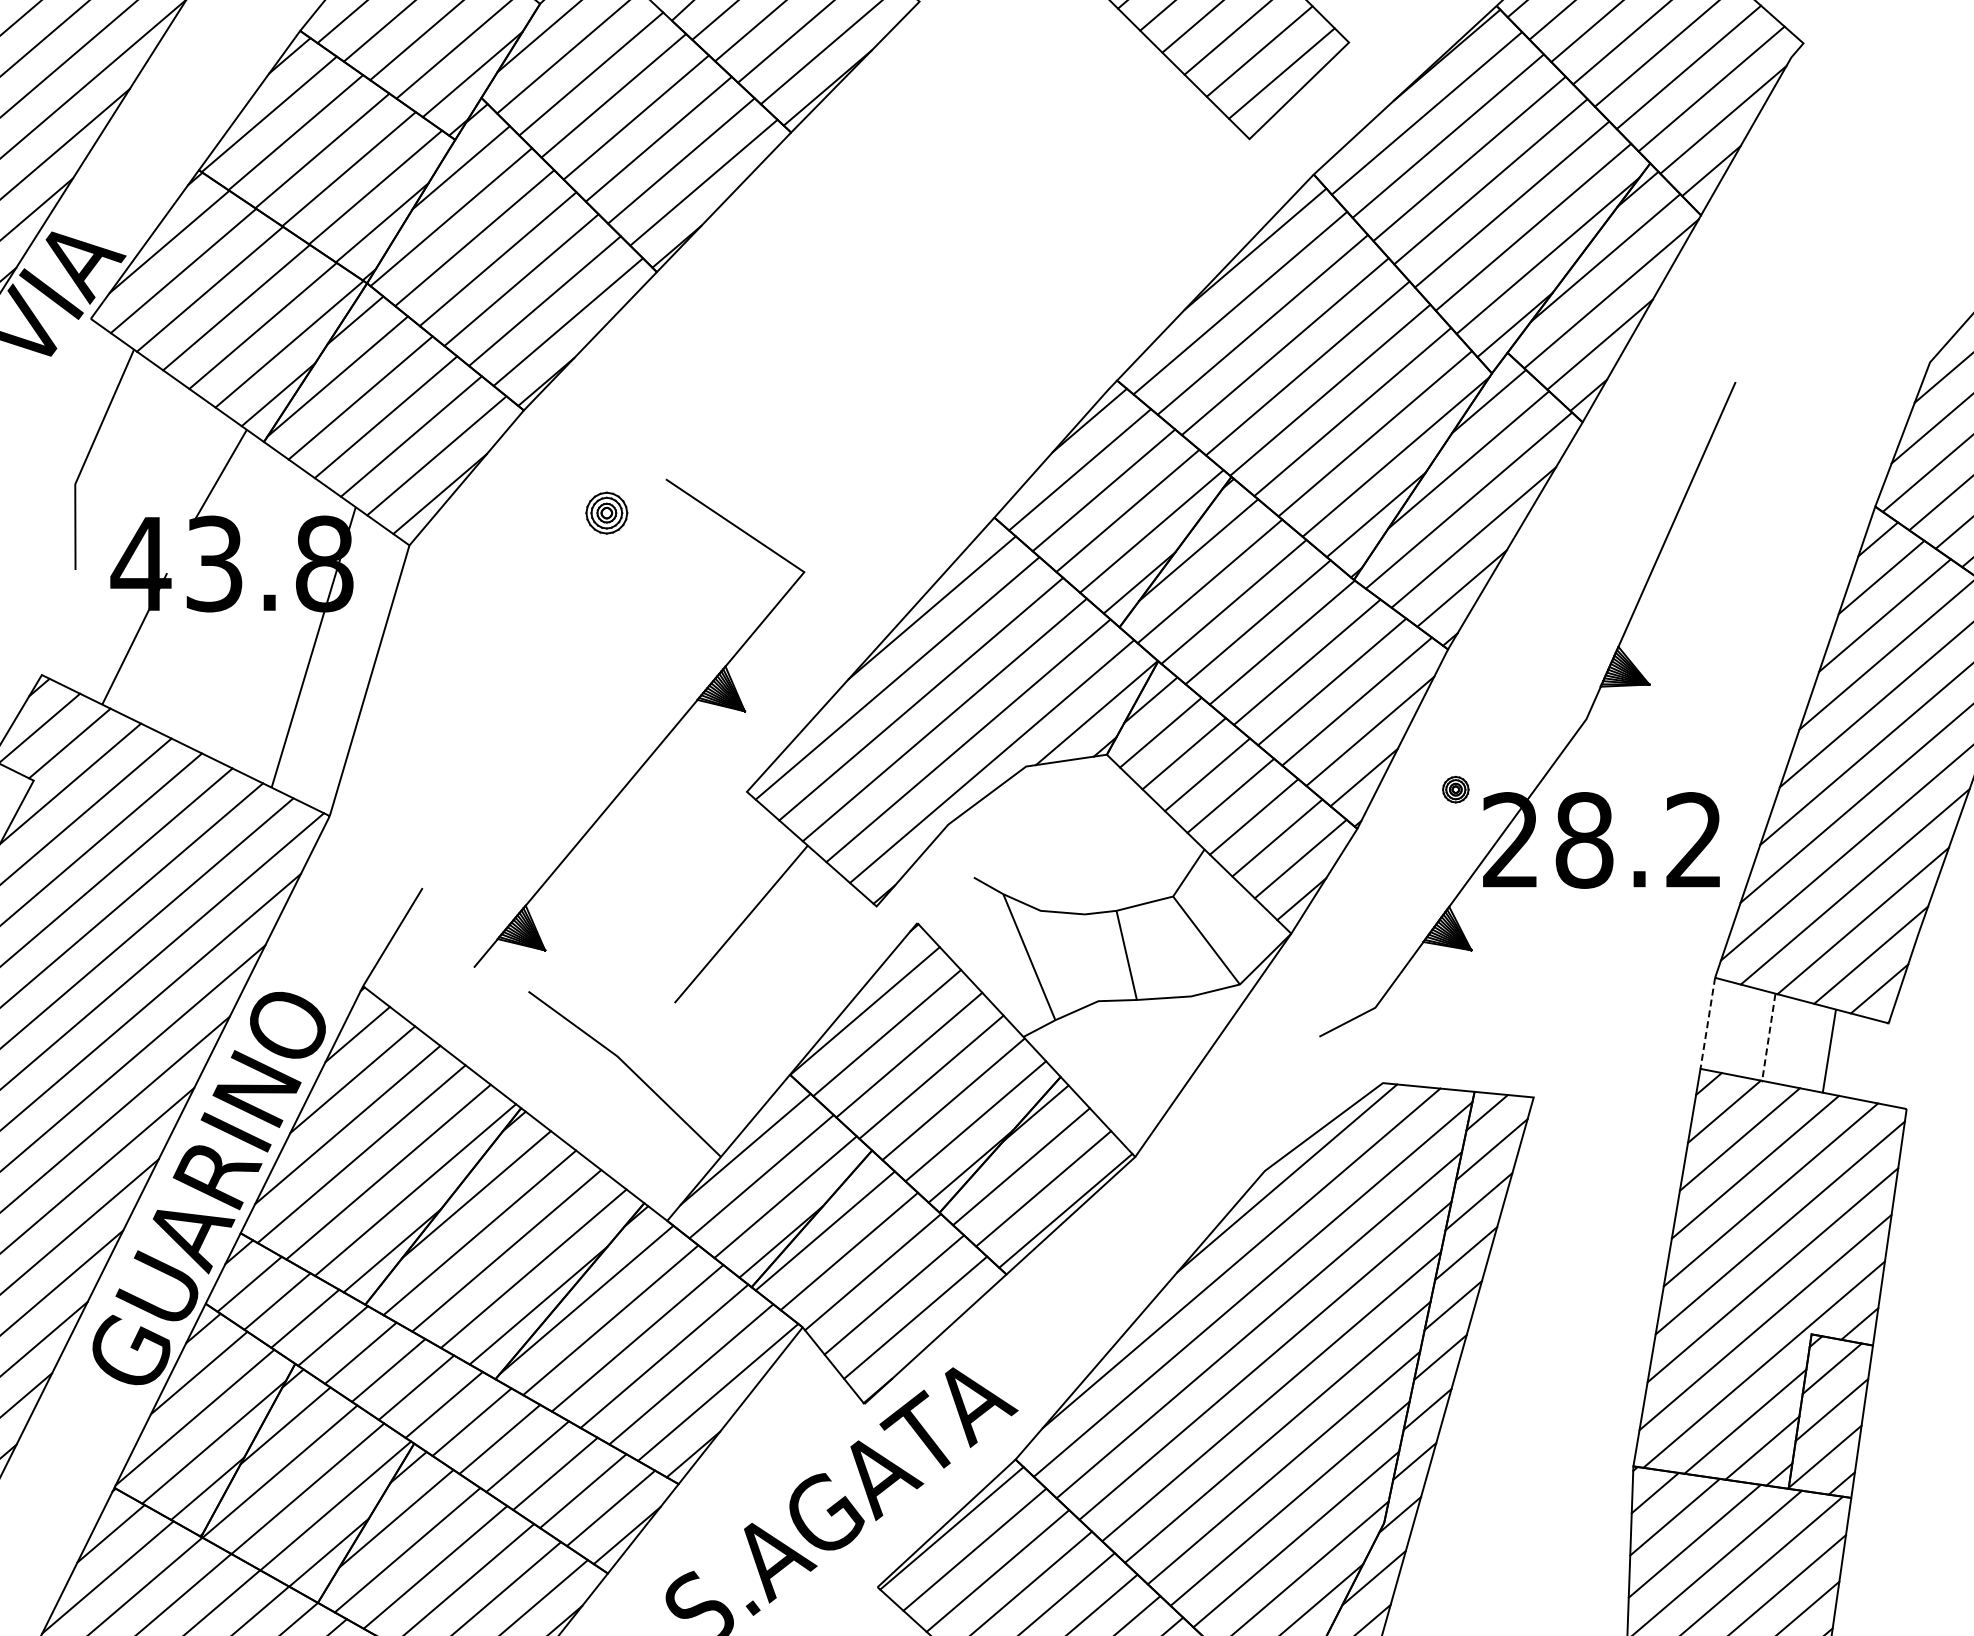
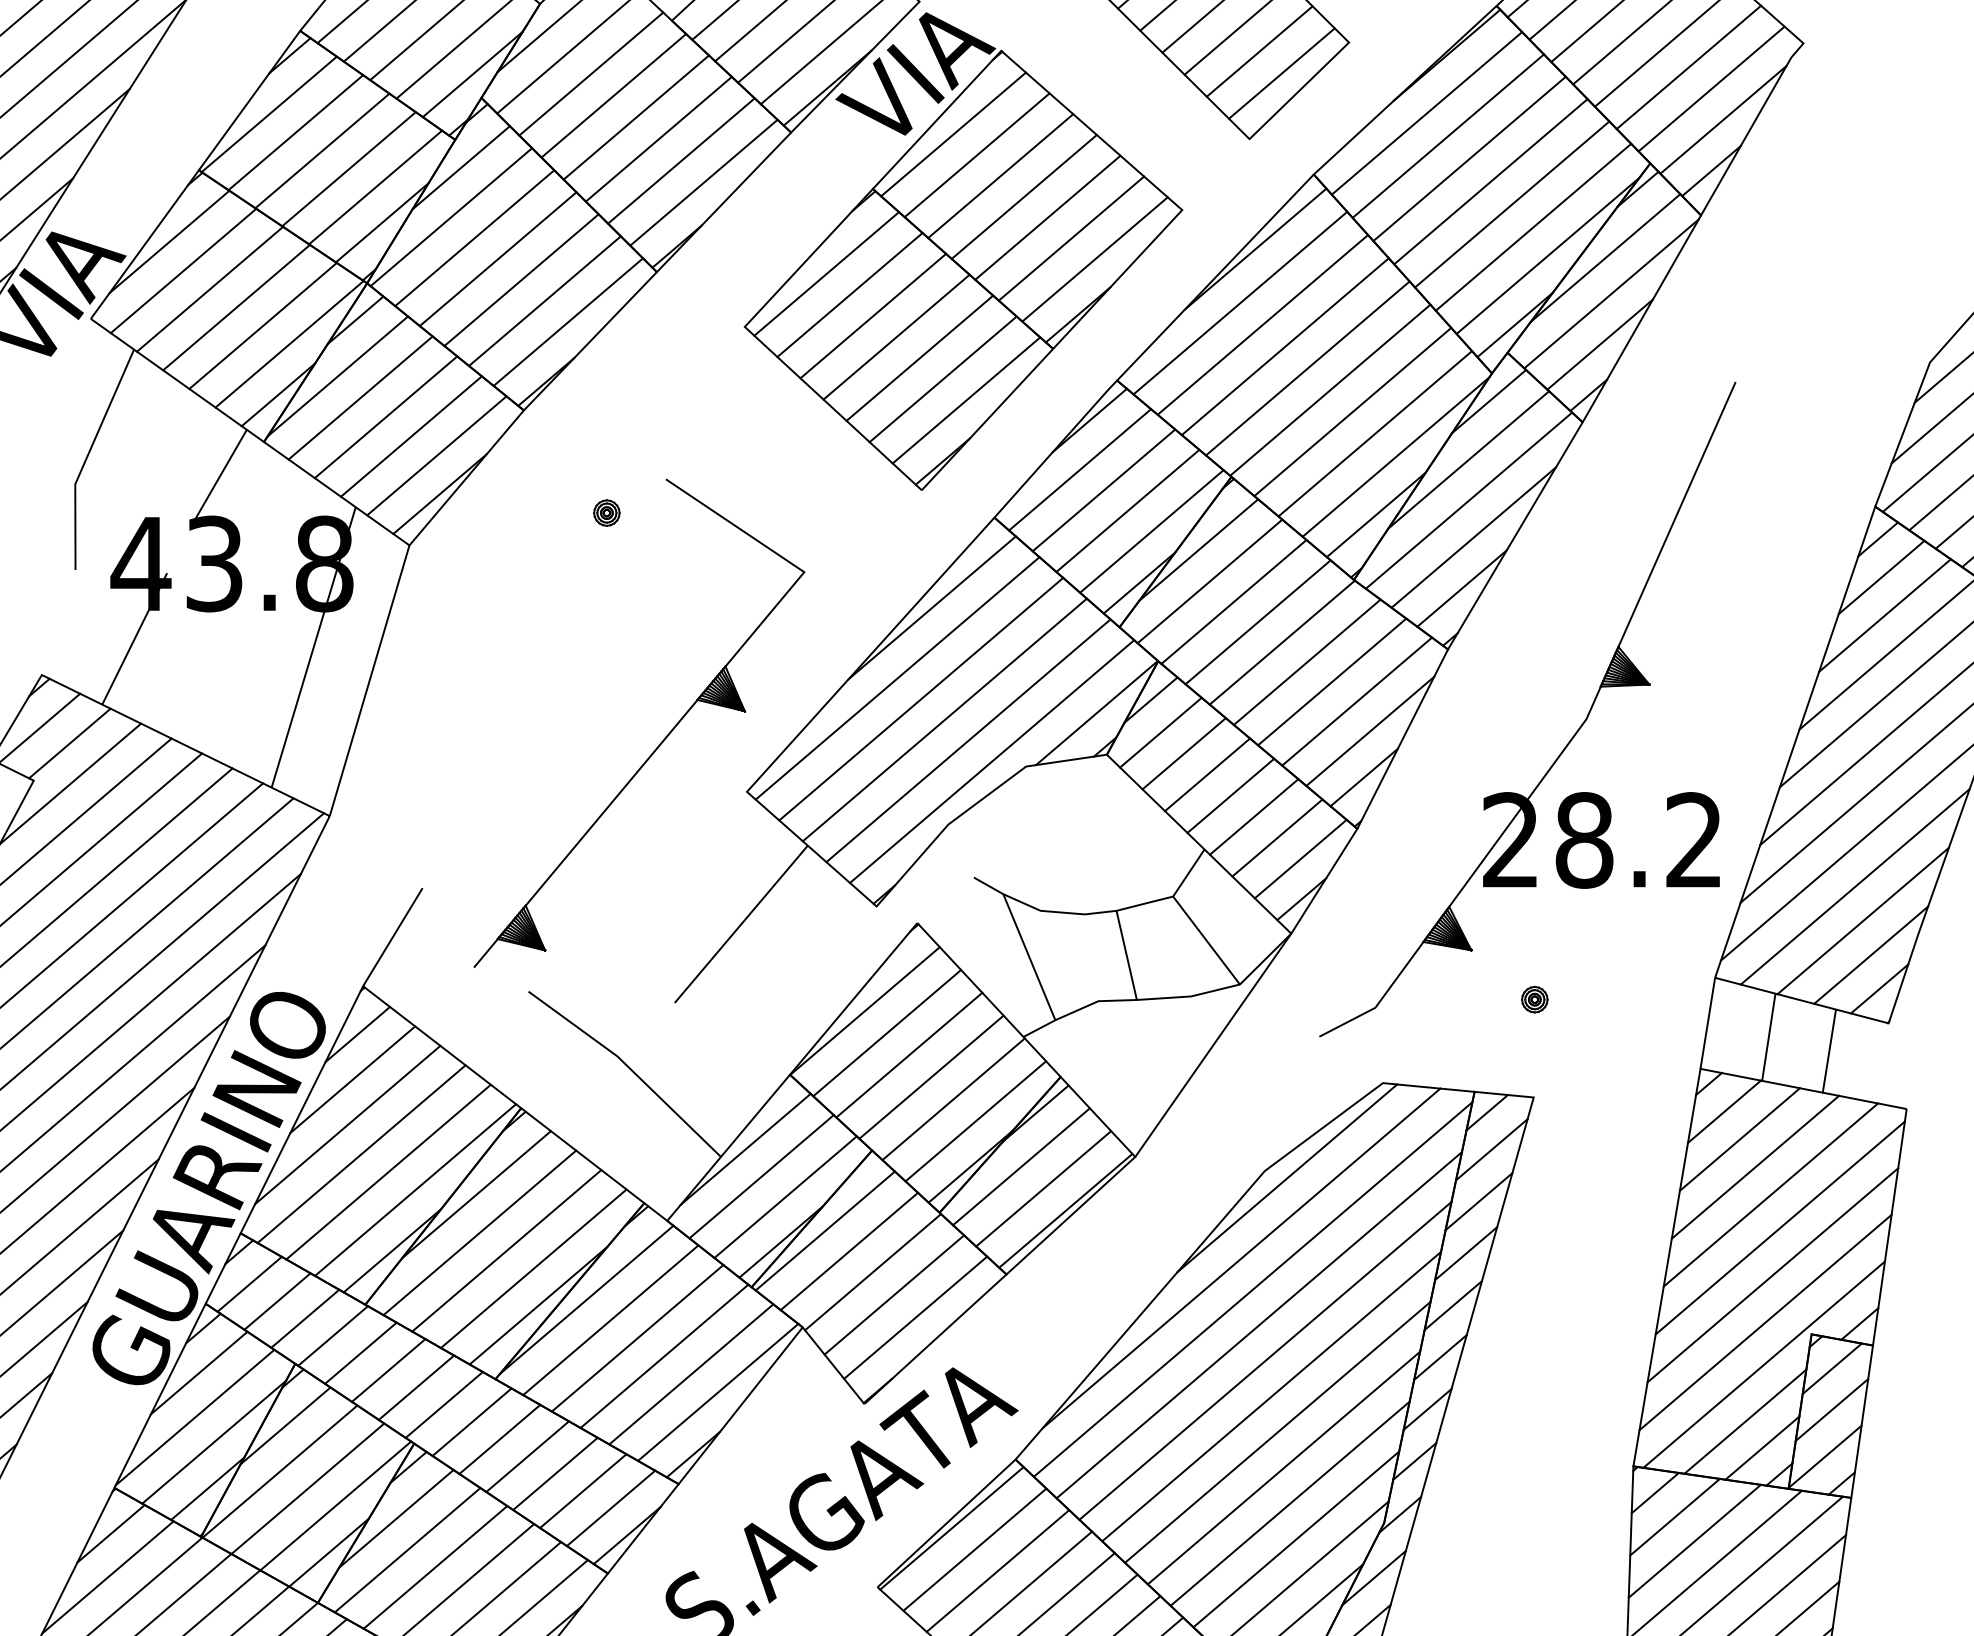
part: none -> present (963, 251)
part size: 44x44 px -> 28x28 px (606, 512)
part position: (1455, 789) -> (1534, 999) (1534, 999)
line: dashed -> solid (1707, 1023)
line: dashed -> solid (1768, 1038)
